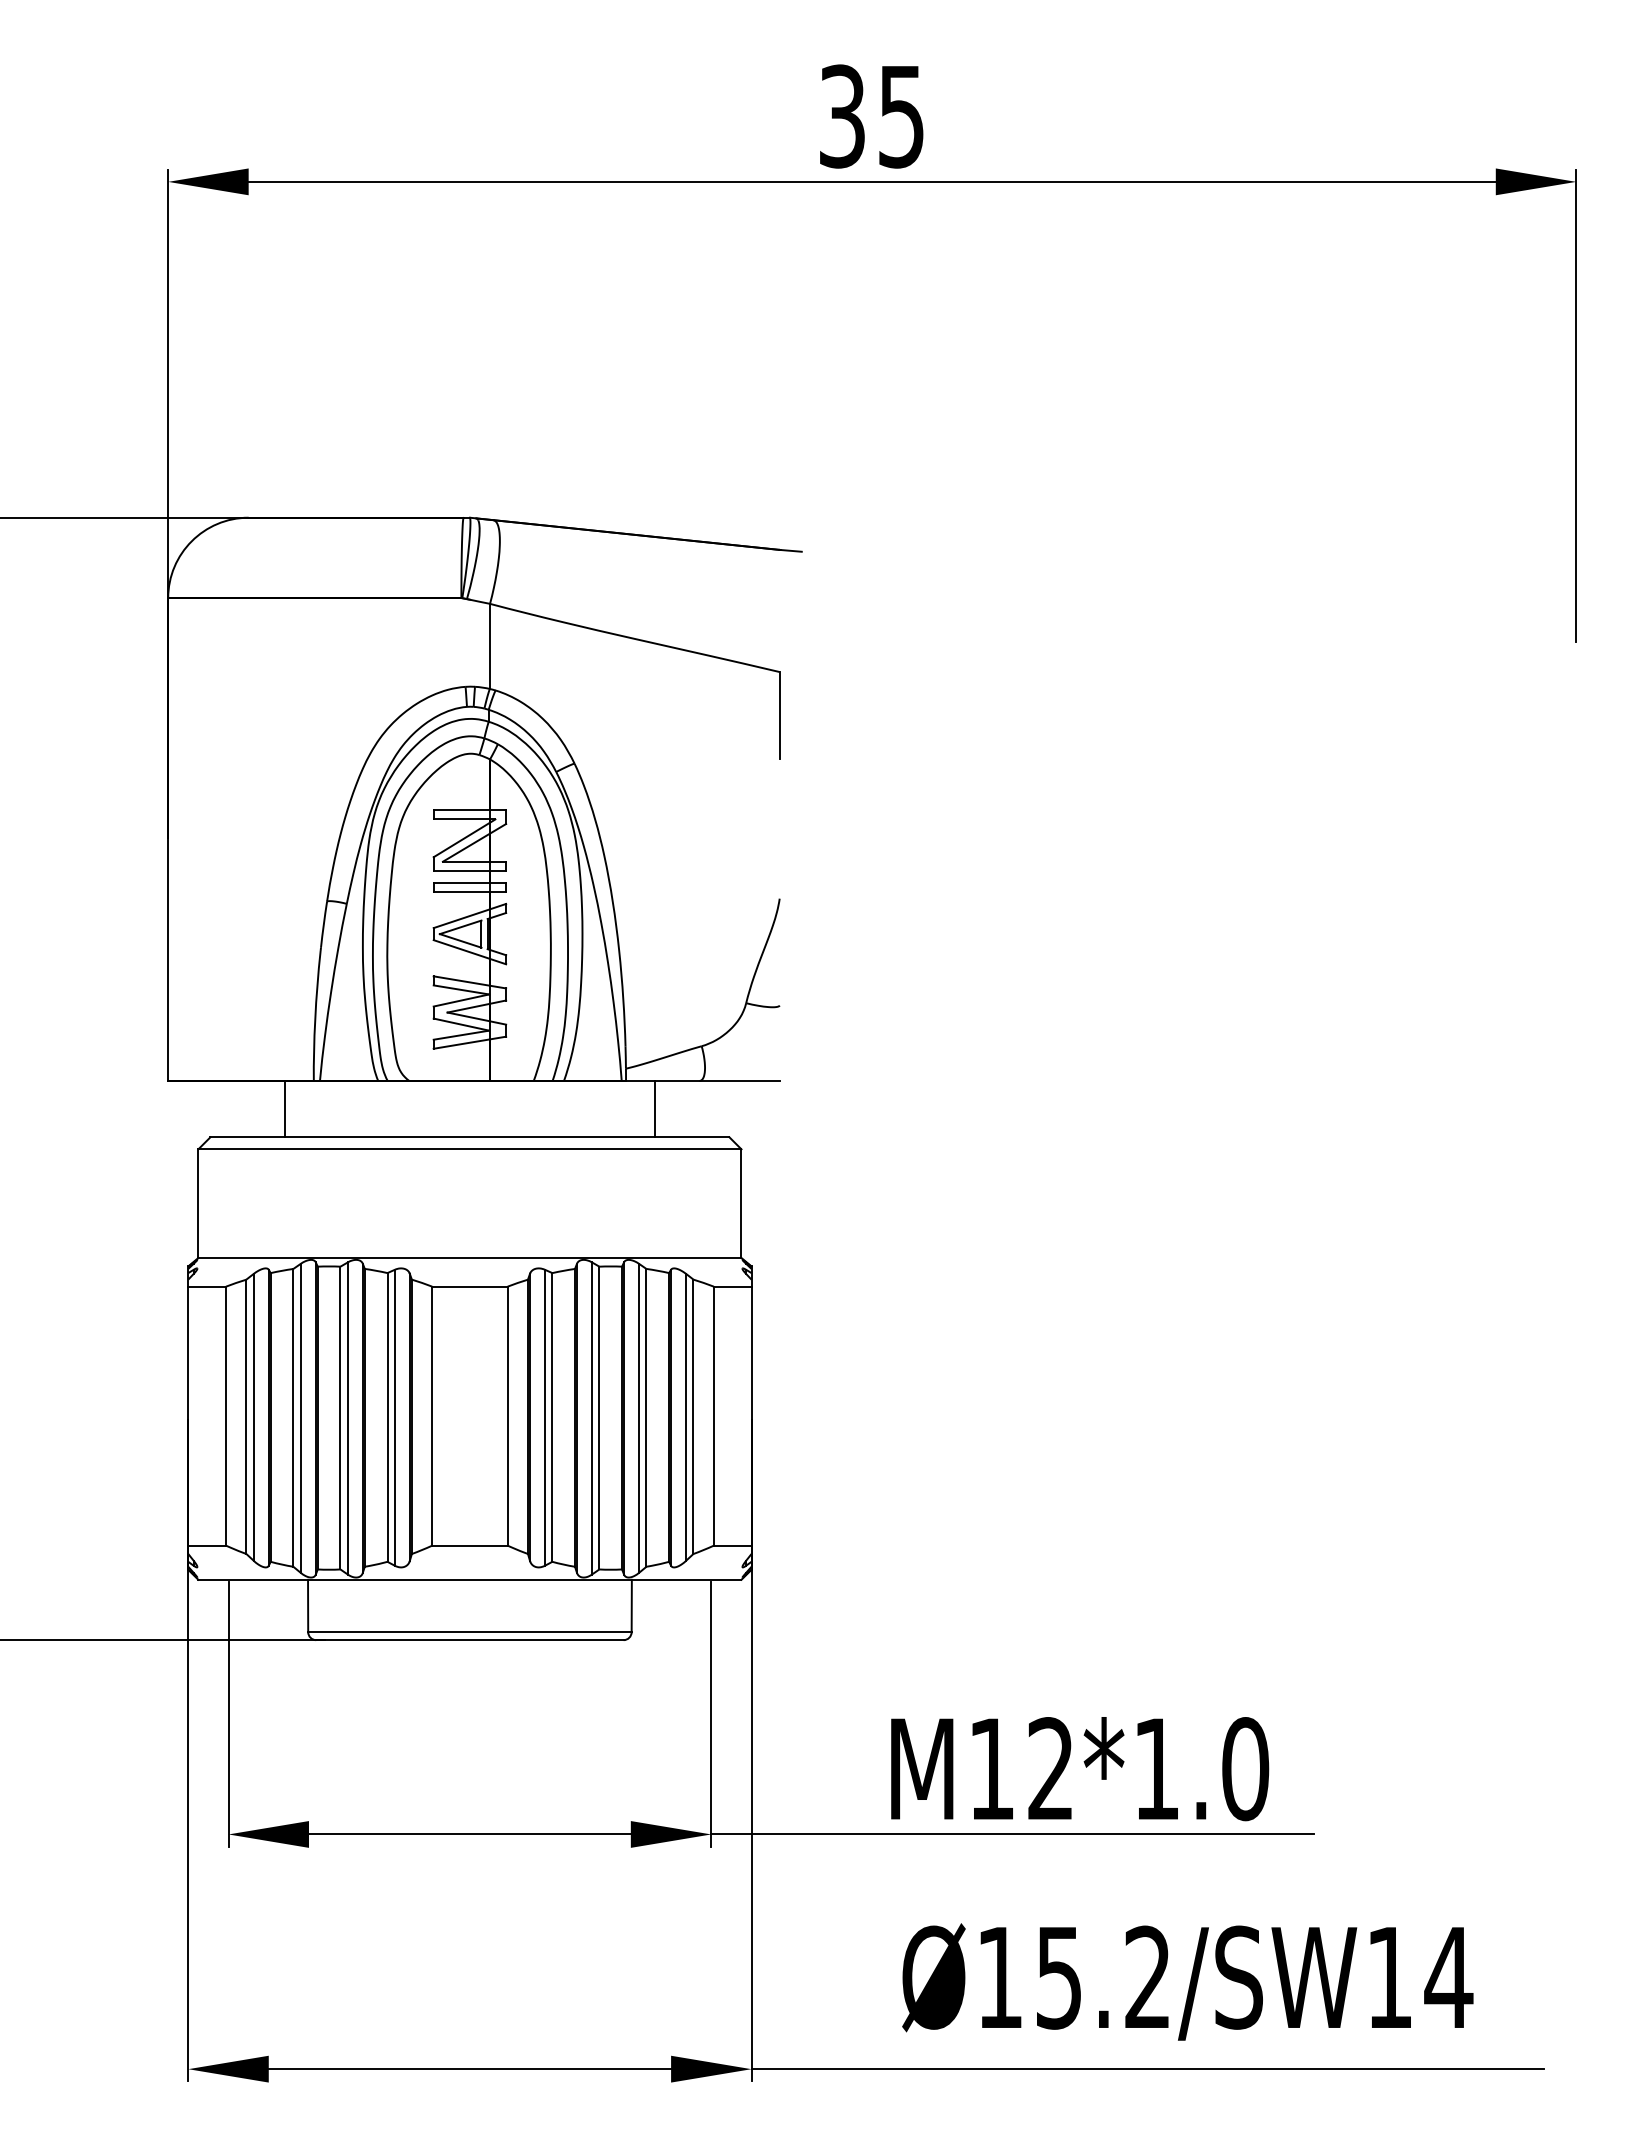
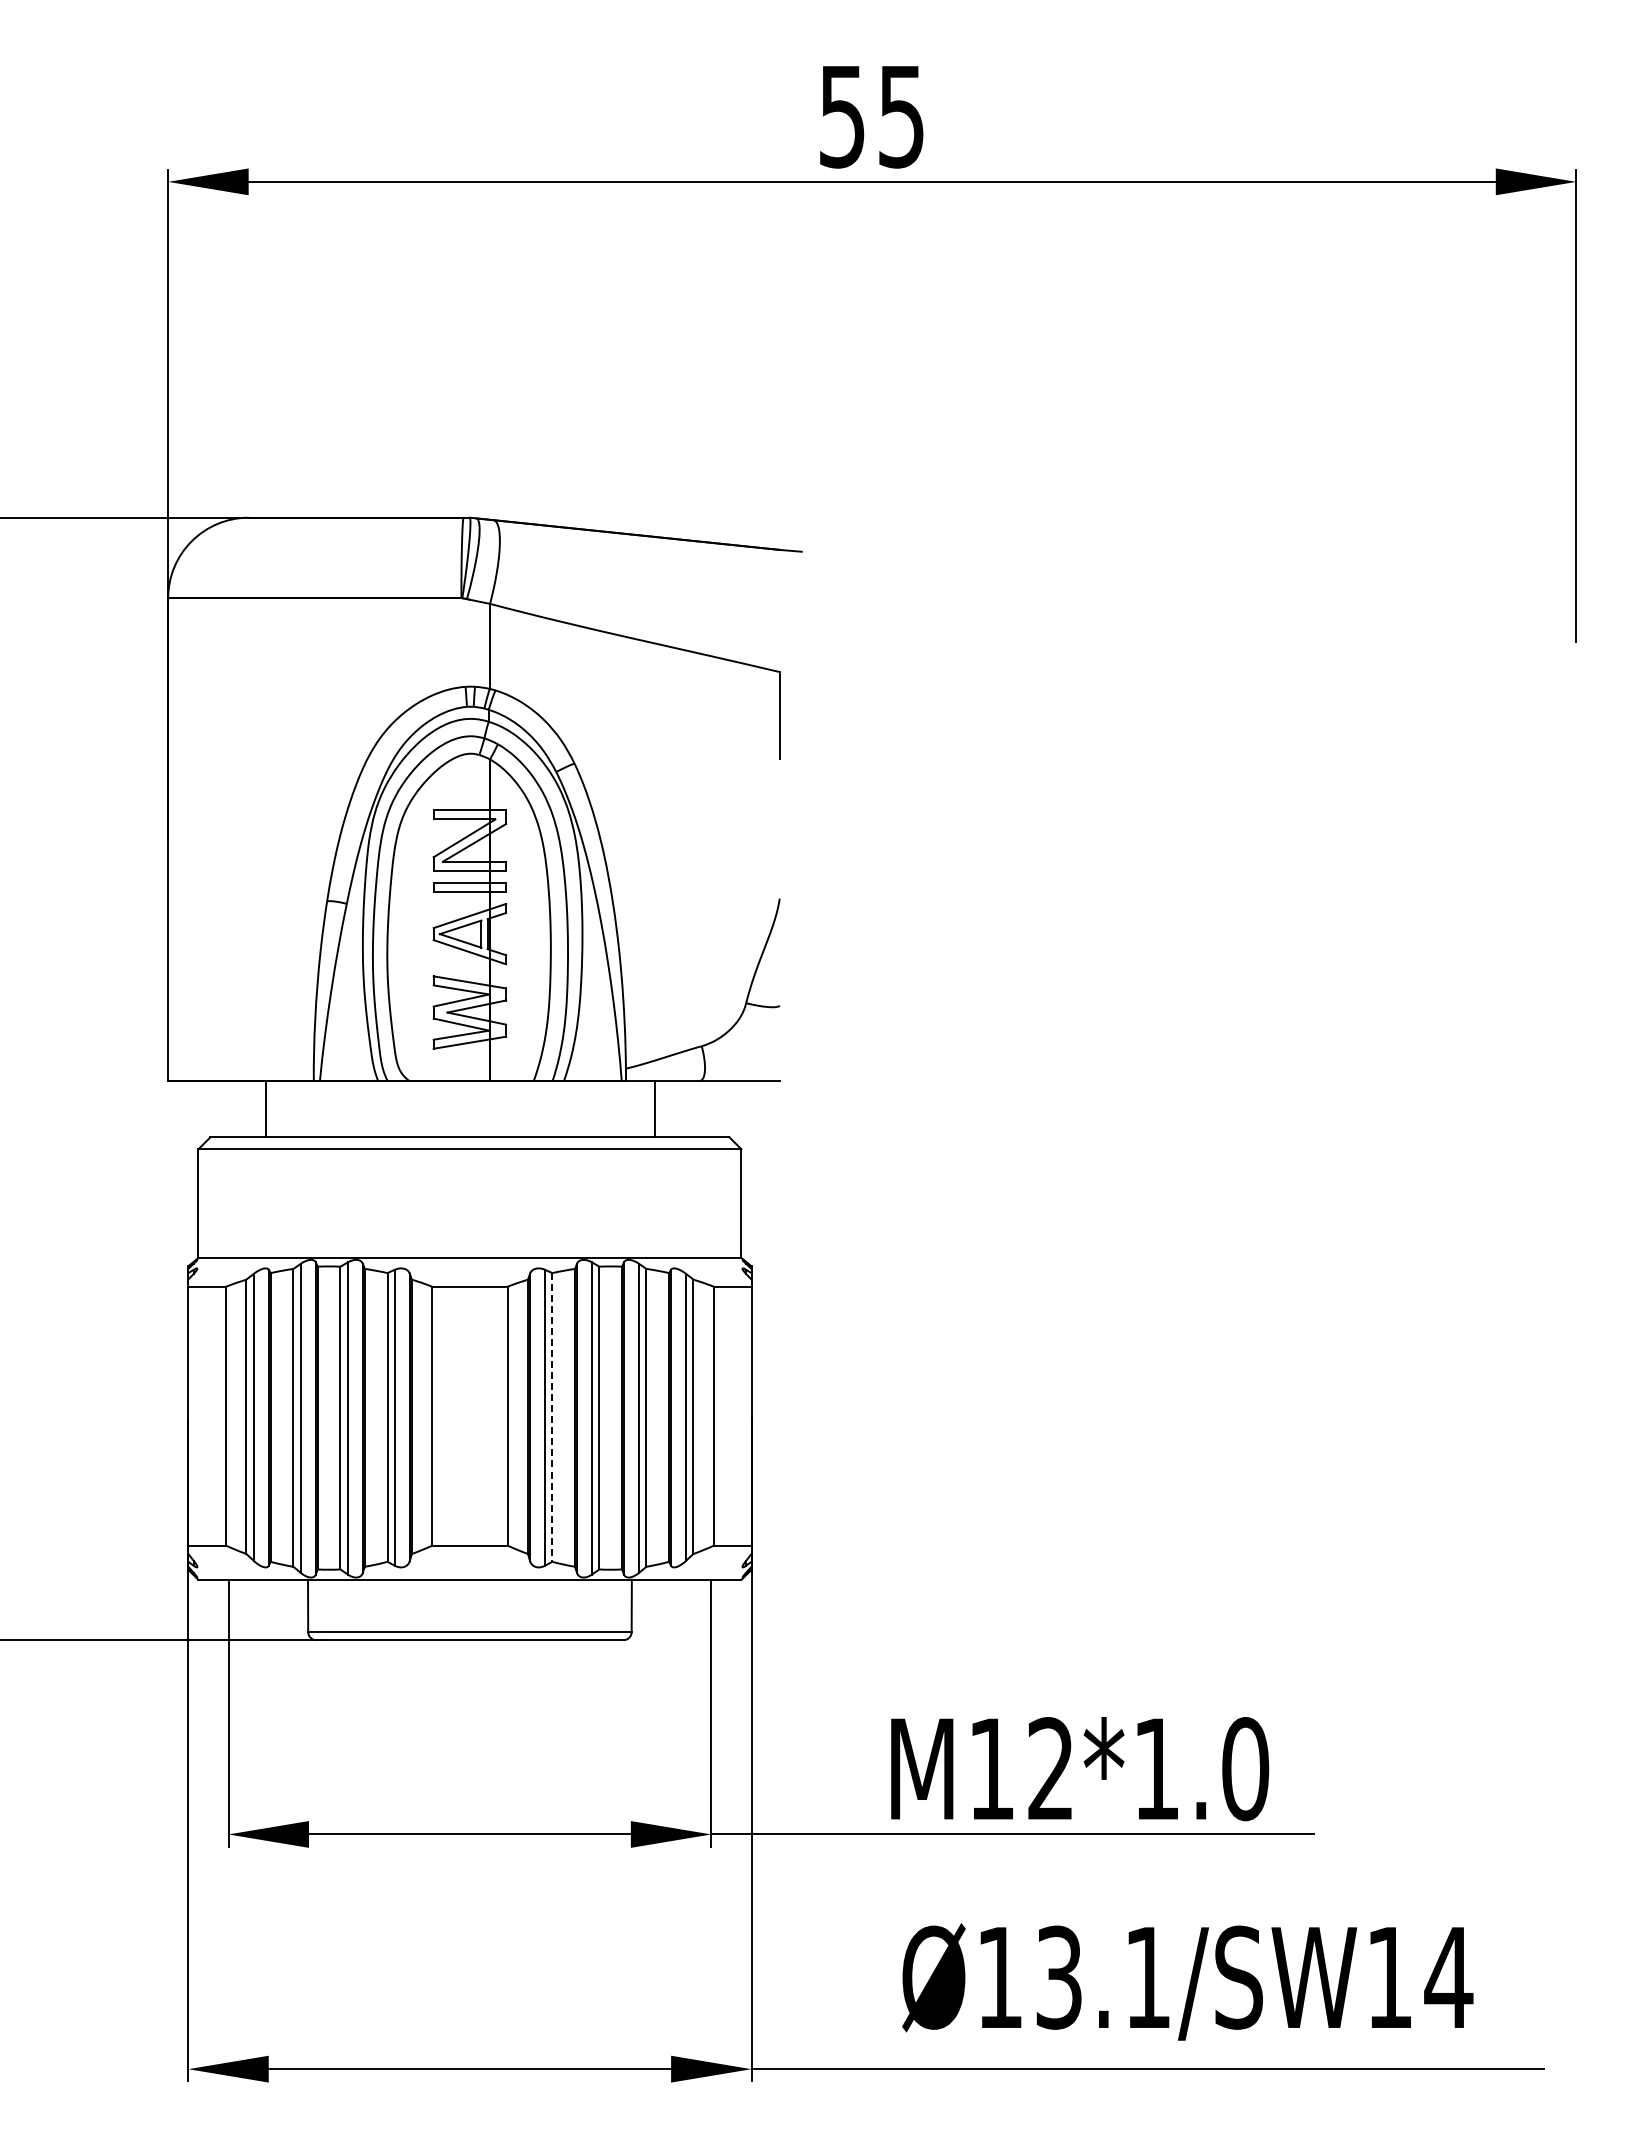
text: 35 -> 55 (842, 116)
line position: (284, 1108) -> (265, 1108) (265, 1108)
line: solid -> dashed (552, 1417)
text: Ø15.2/SW14 -> Ø13.1/SW14 (1102, 1977)
